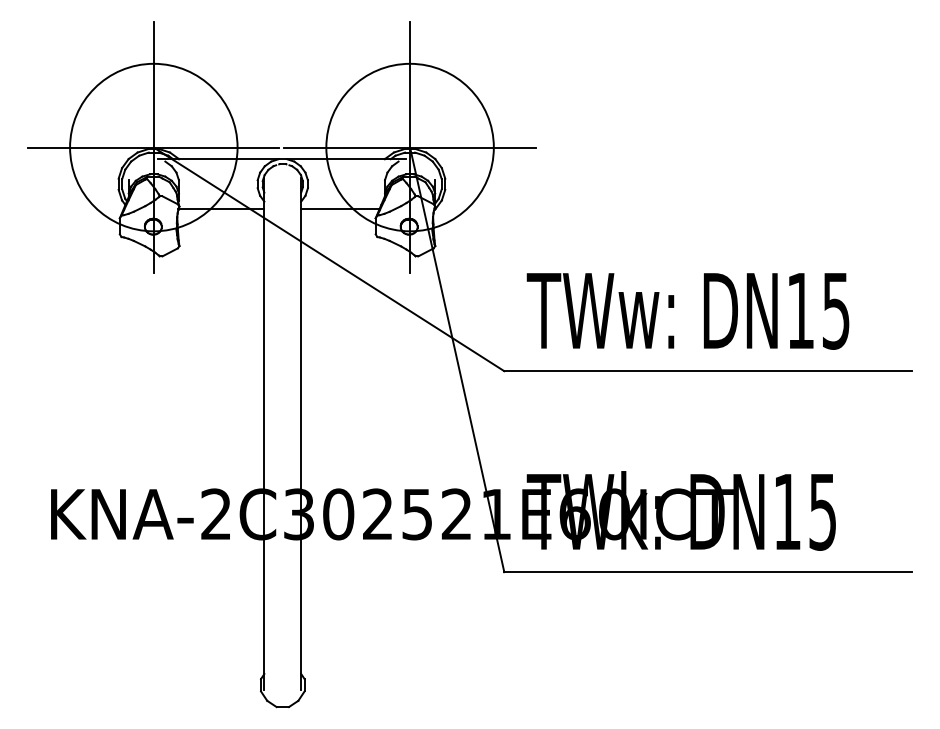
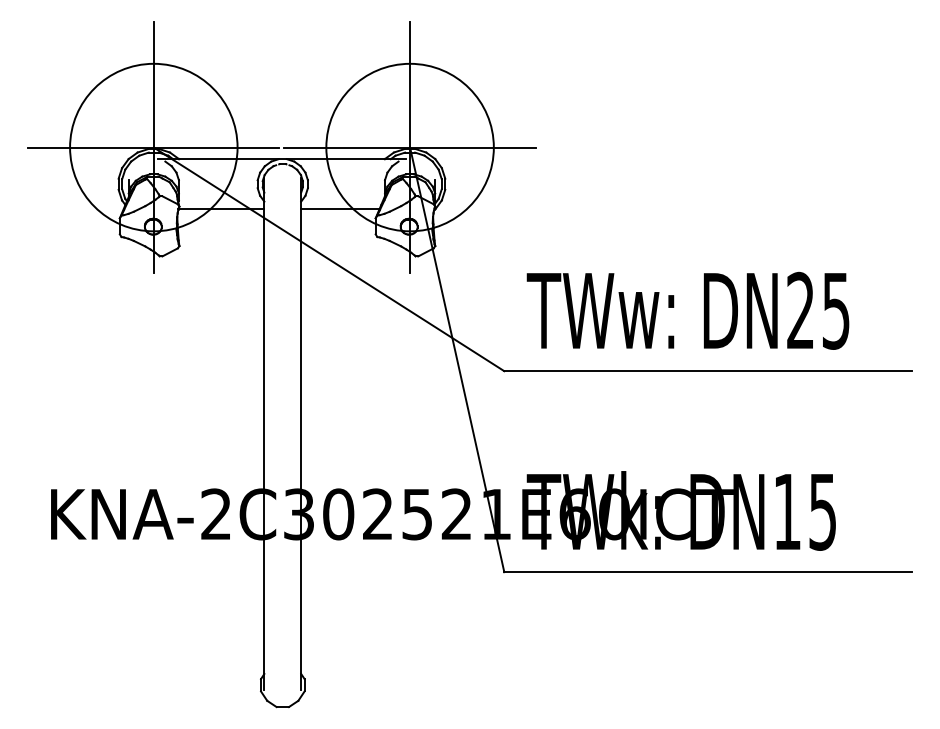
text: DN15 -> DN25 (800, 309)
